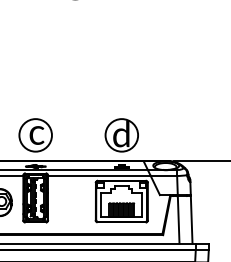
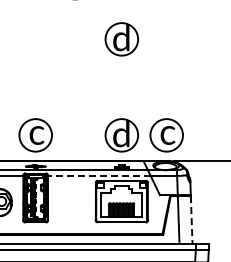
part: none -> present (121, 39)
part: none -> present (166, 135)
line: solid -> dashed (98, 176)
line: solid -> dashed (191, 219)
